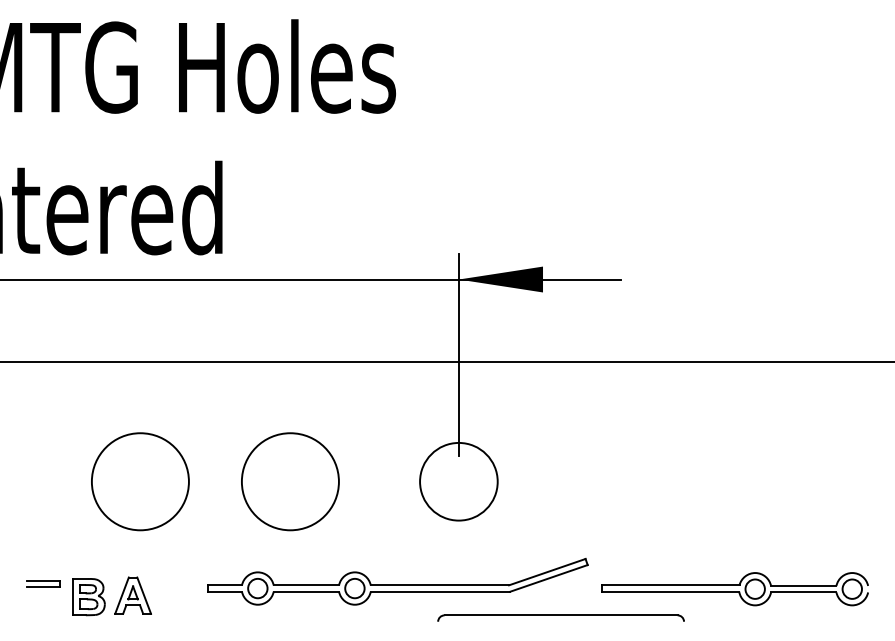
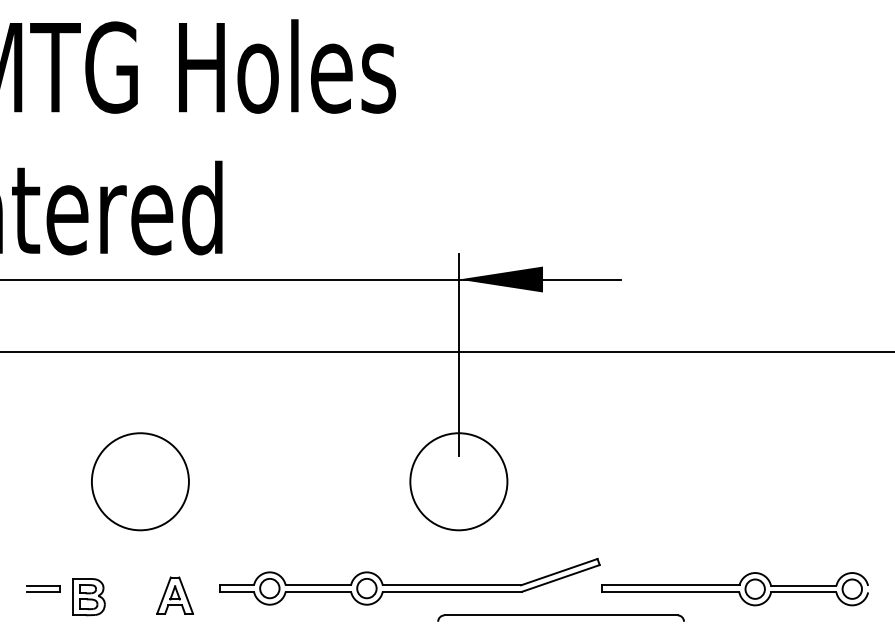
line position: (446, 362) -> (446, 352) (446, 352)
circle: present -> none (290, 481)
circle diameter: 78 px -> 97 px (458, 481)
part position: (397, 581) -> (409, 581) (409, 581)
part position: (43, 583) -> (43, 588) (43, 588)
part position: (132, 595) -> (174, 595) (174, 595)
